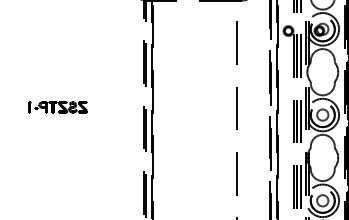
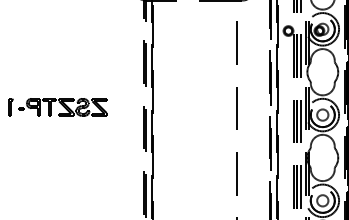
part size: 60x13 px -> 100x19 px (57, 107)
